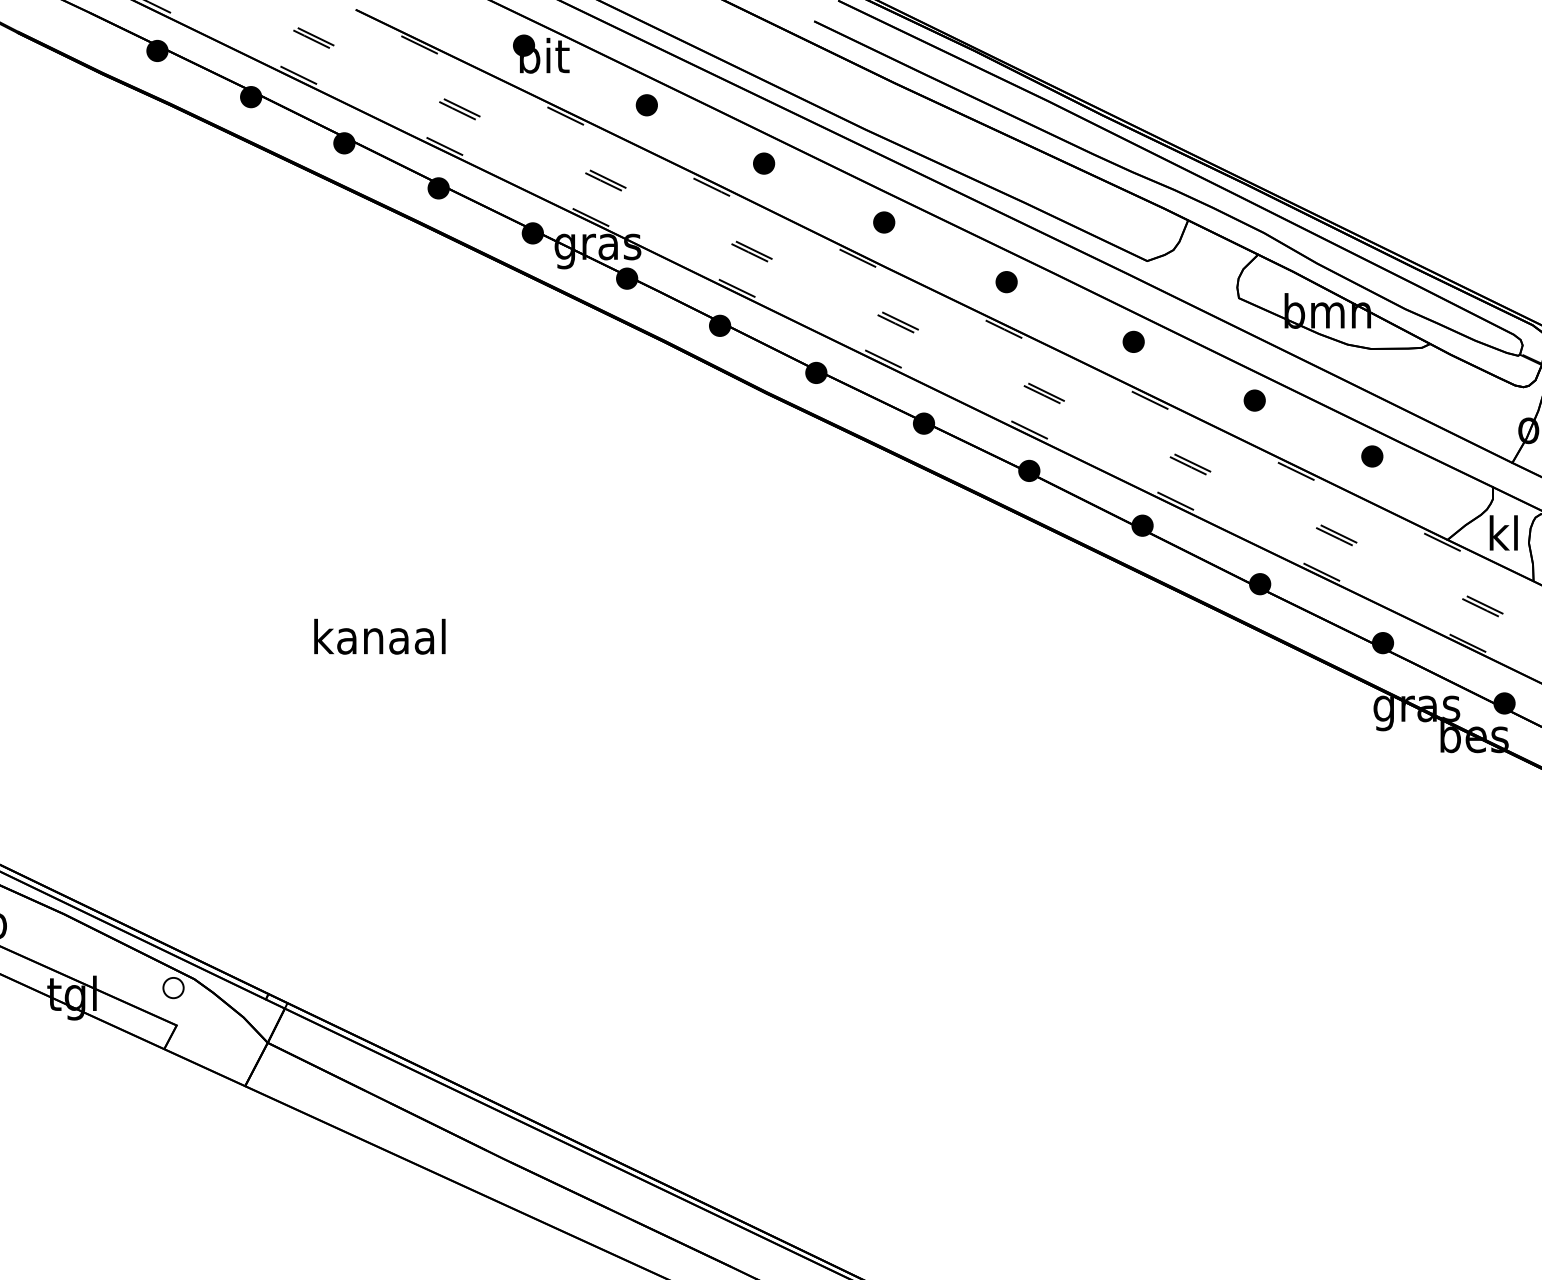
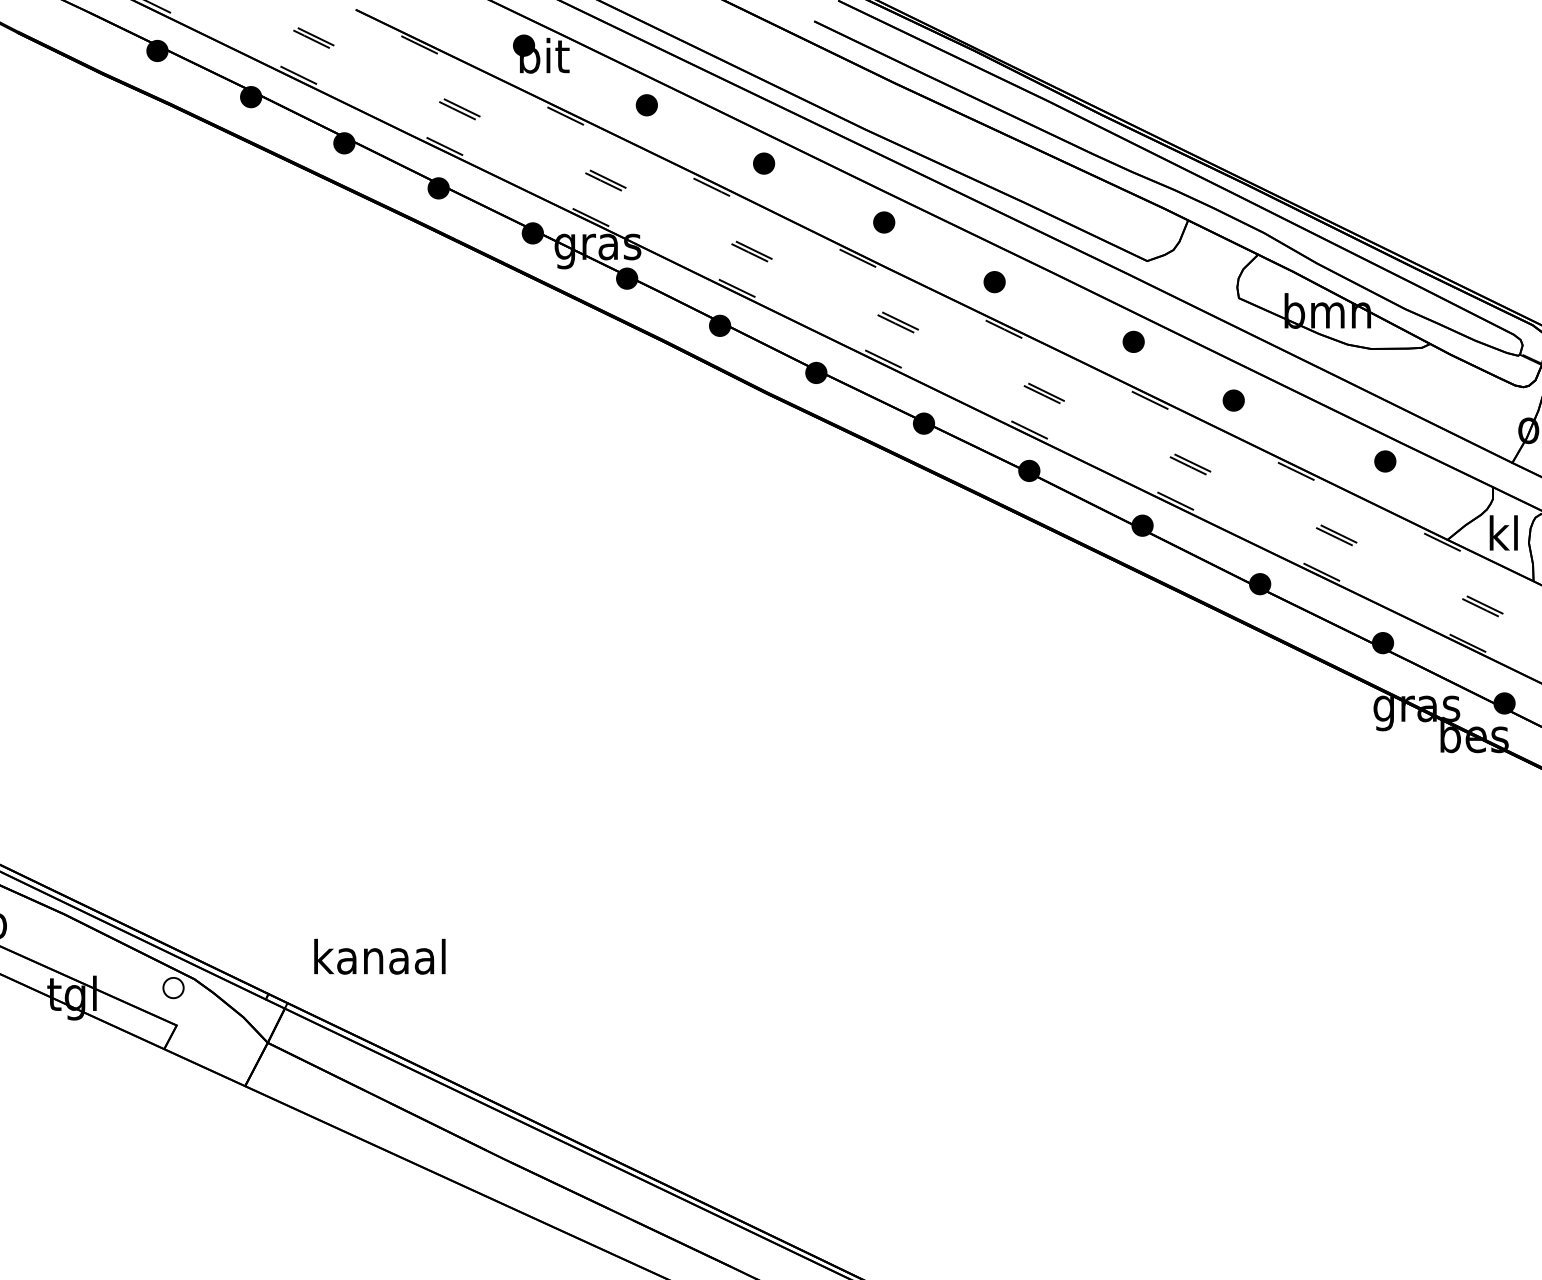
part position: (1006, 282) -> (994, 282) (994, 282)
part position: (1254, 400) -> (1233, 400) (1233, 400)
part position: (1372, 456) -> (1385, 461) (1385, 461)
text position: (379, 636) -> (379, 956) (379, 956)
